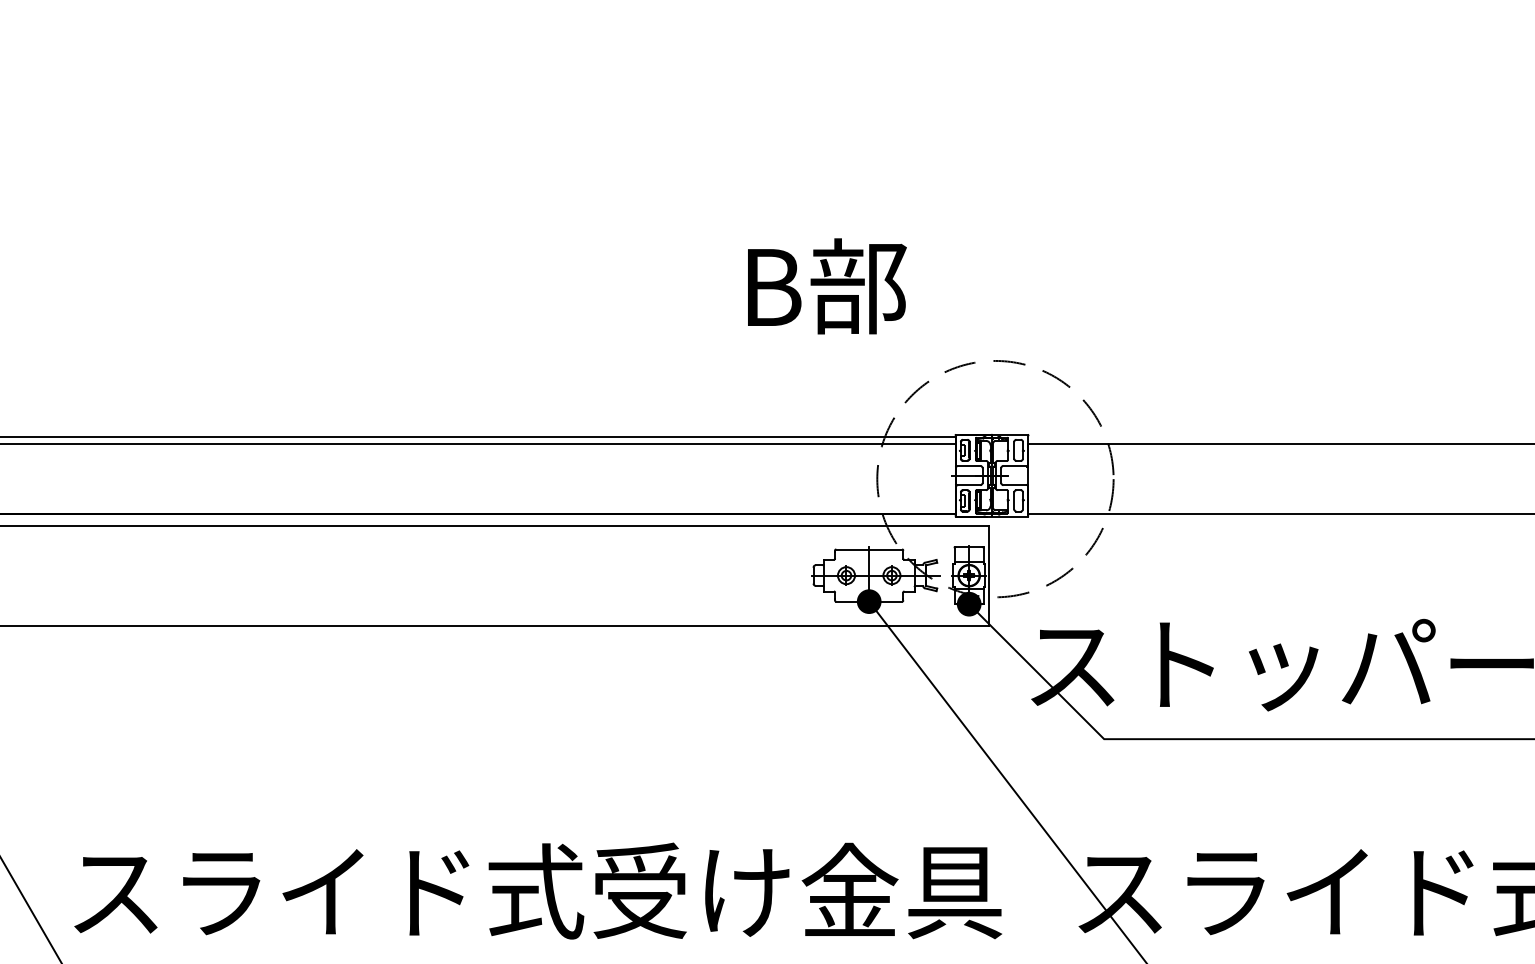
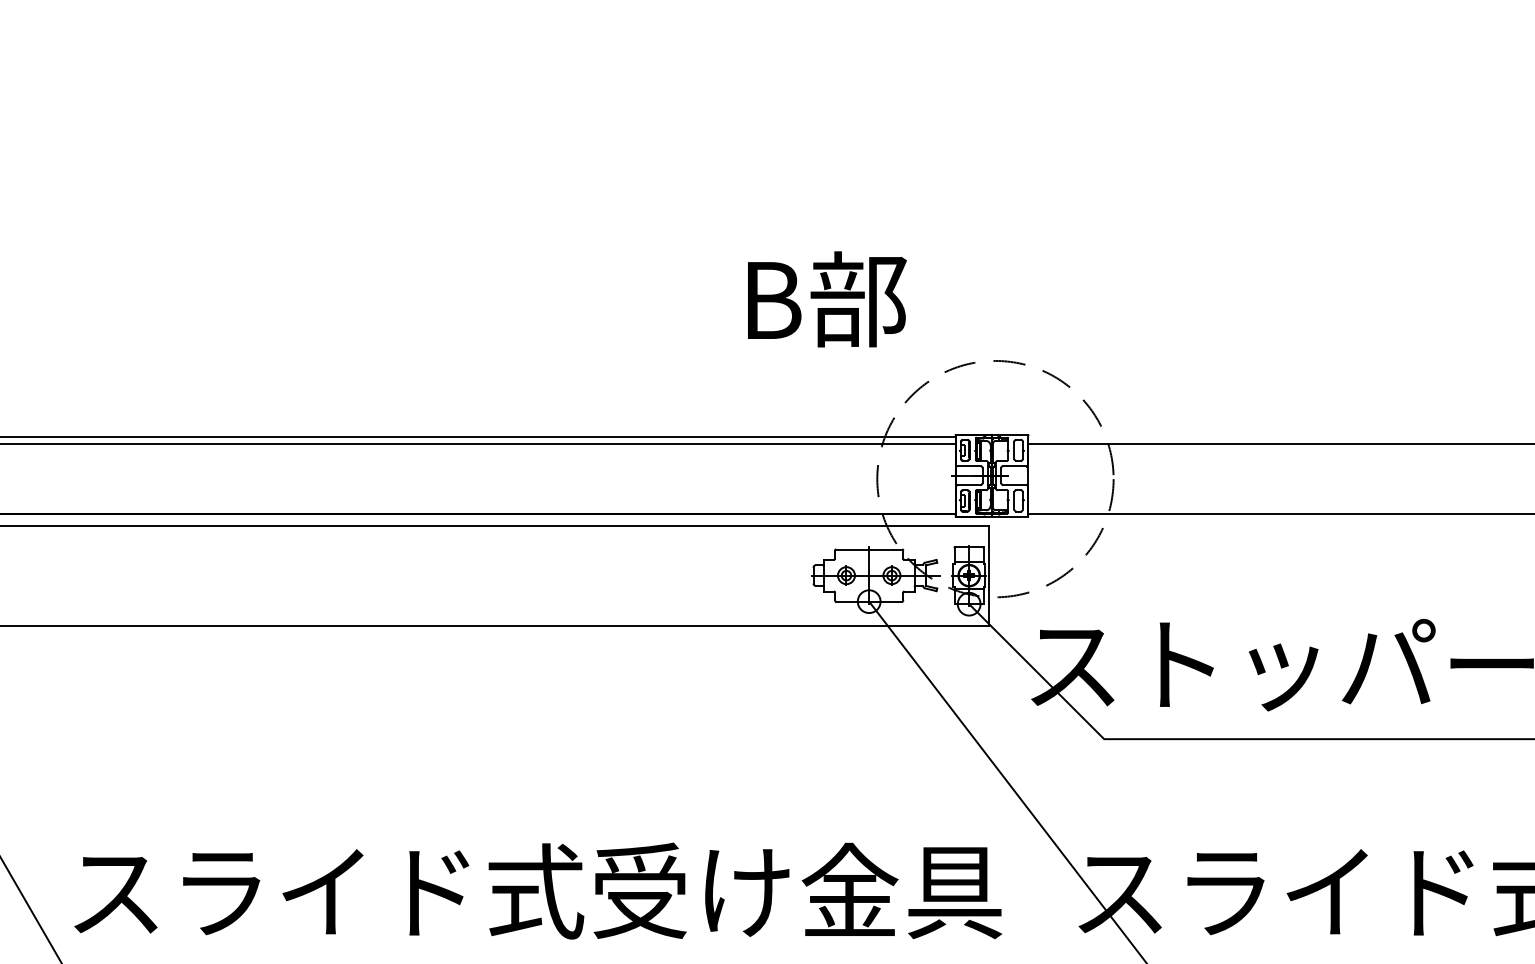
text position: (827, 286) -> (827, 299) (827, 299)
fill: present -> none (868, 601)
fill: present -> none (968, 603)
